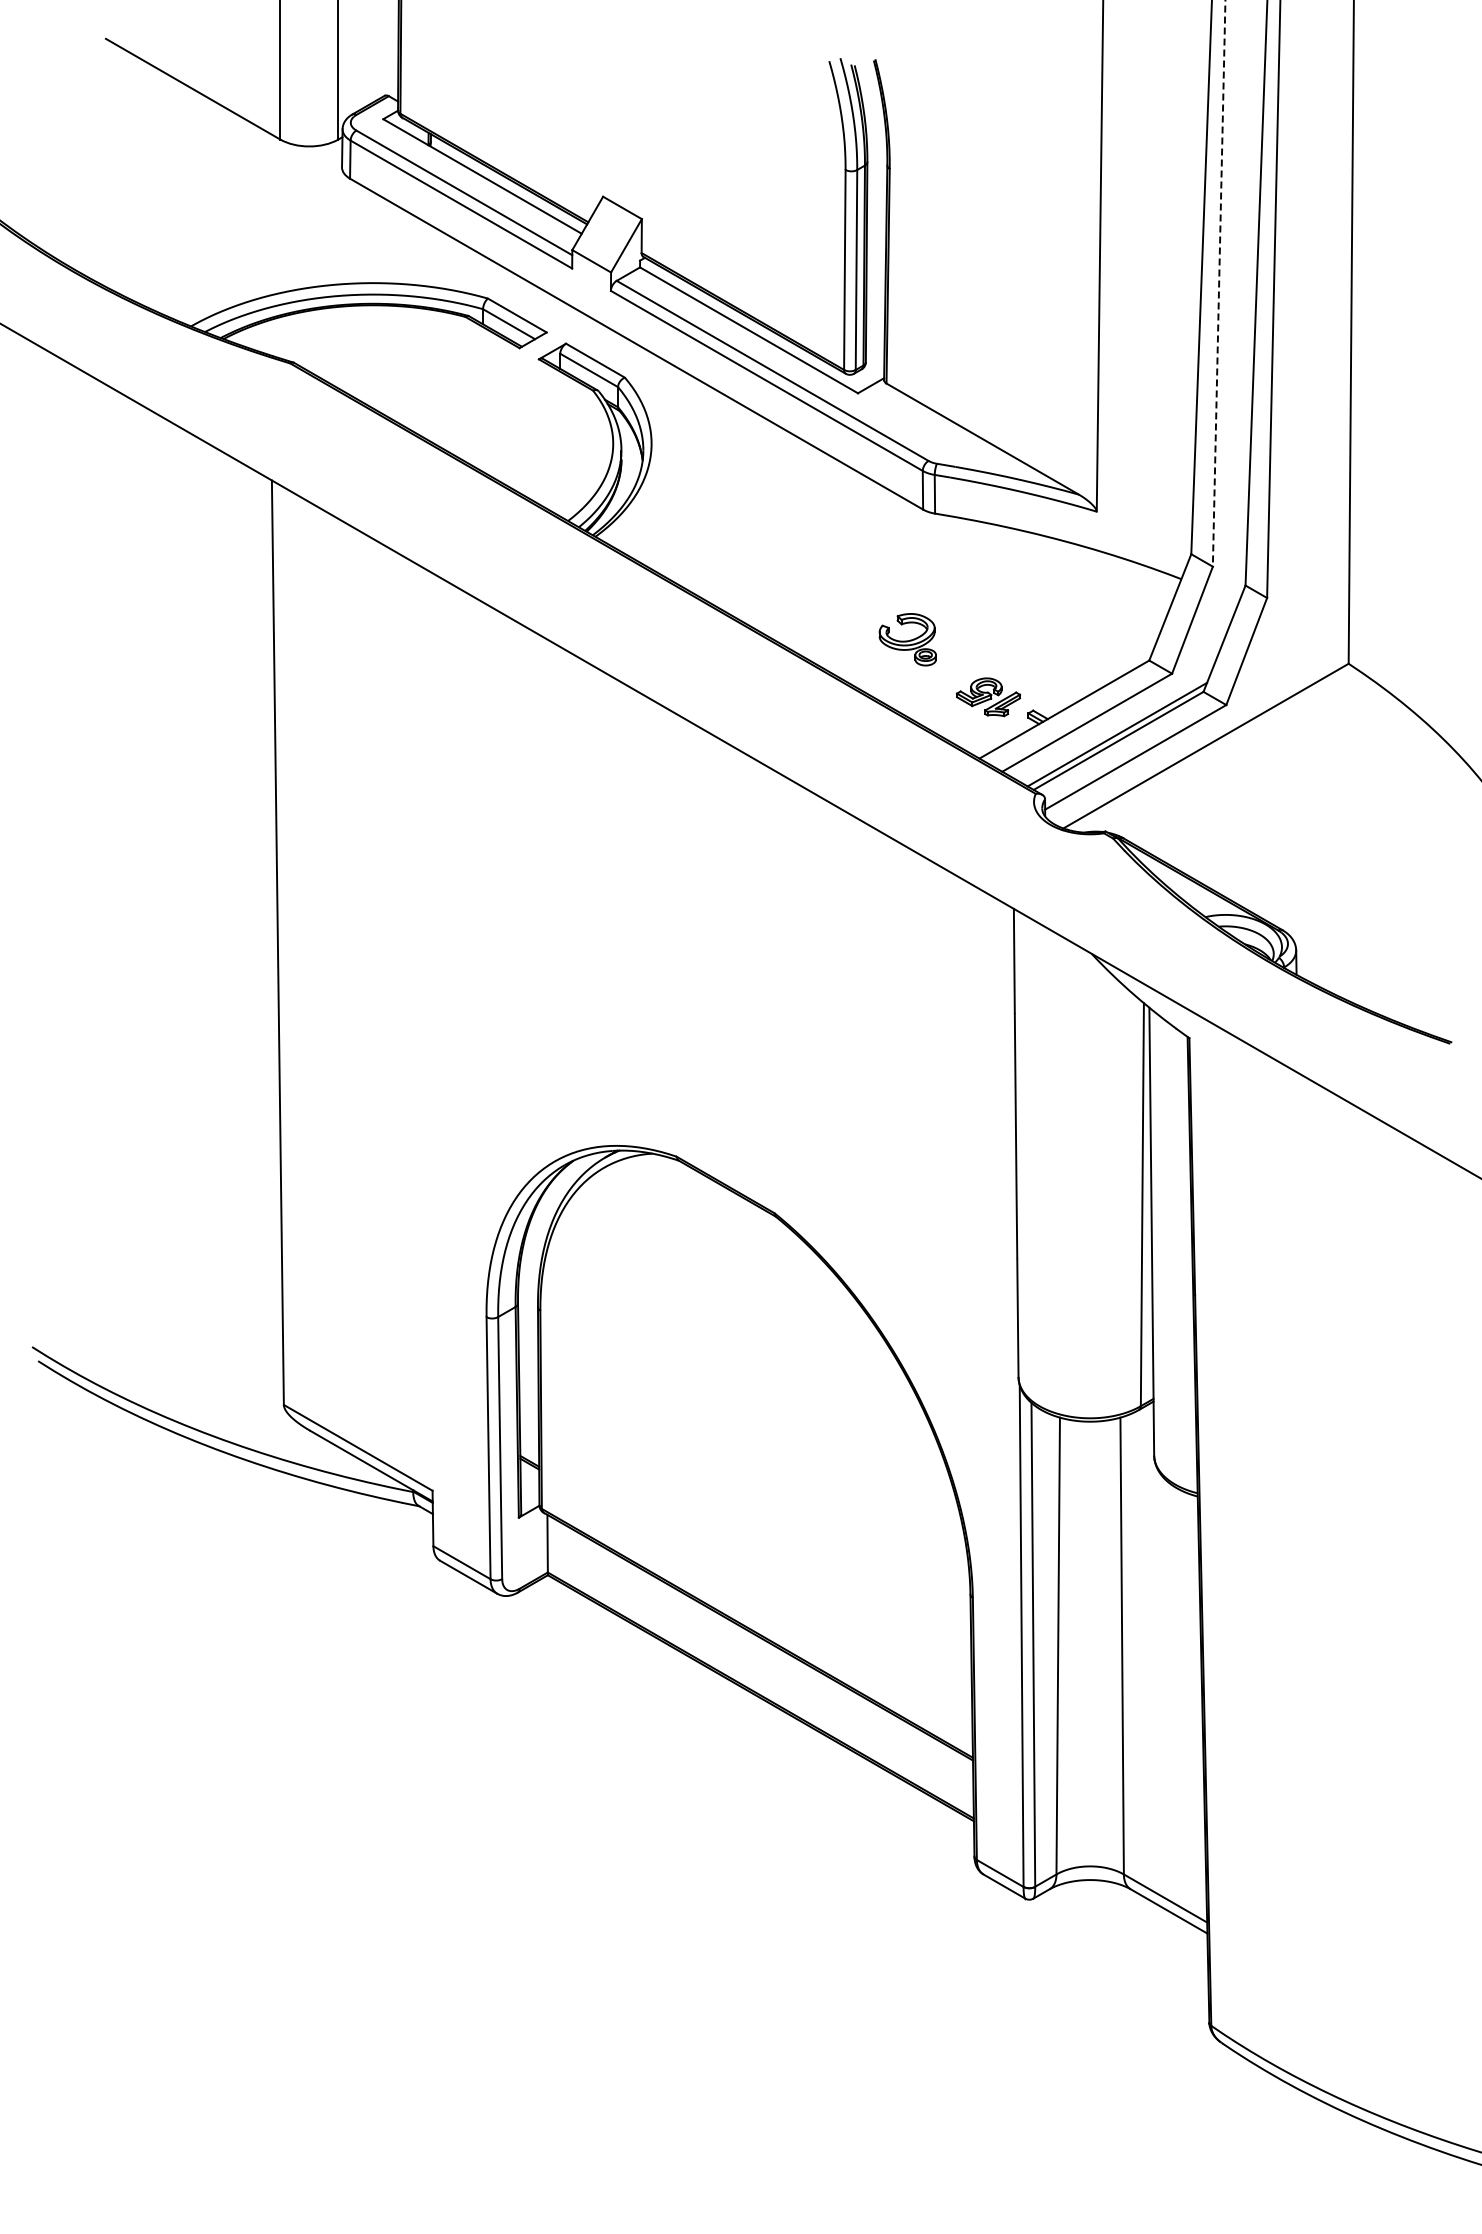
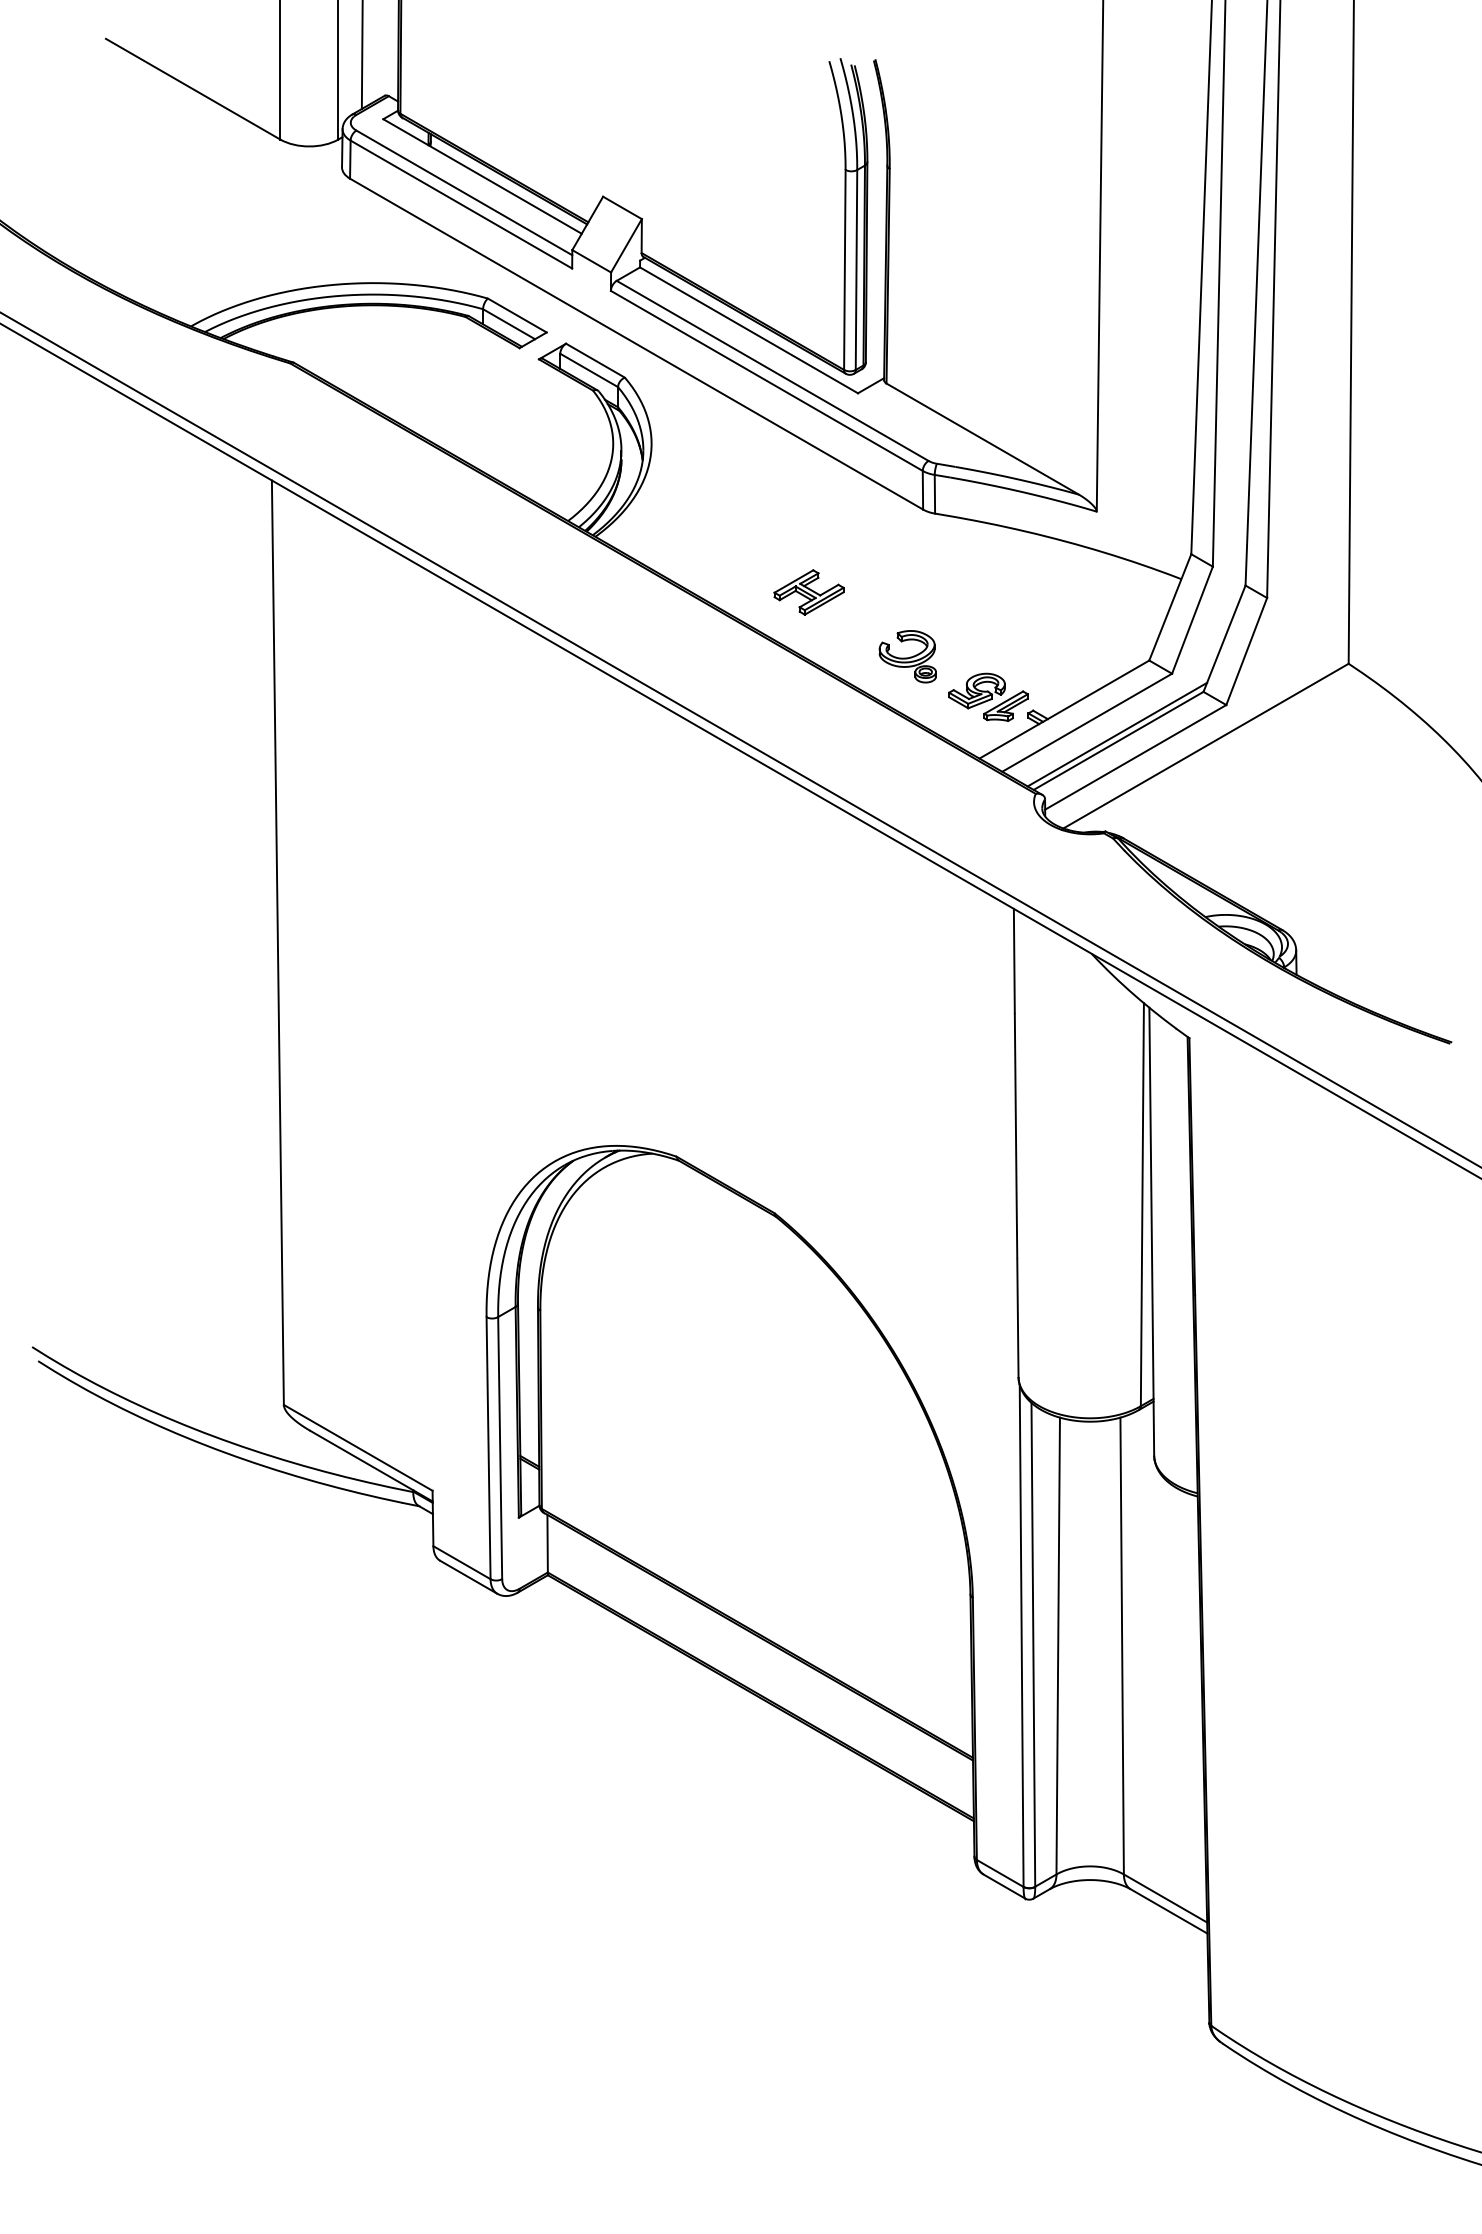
line: none -> present (361, 55)
line: dashed -> solid (1219, 284)
part: none -> present (808, 592)
part position: (907, 639) -> (907, 656) (907, 656)
part size: 67x41 px -> 81x50 px (988, 696)
line: none -> present (740, 739)
